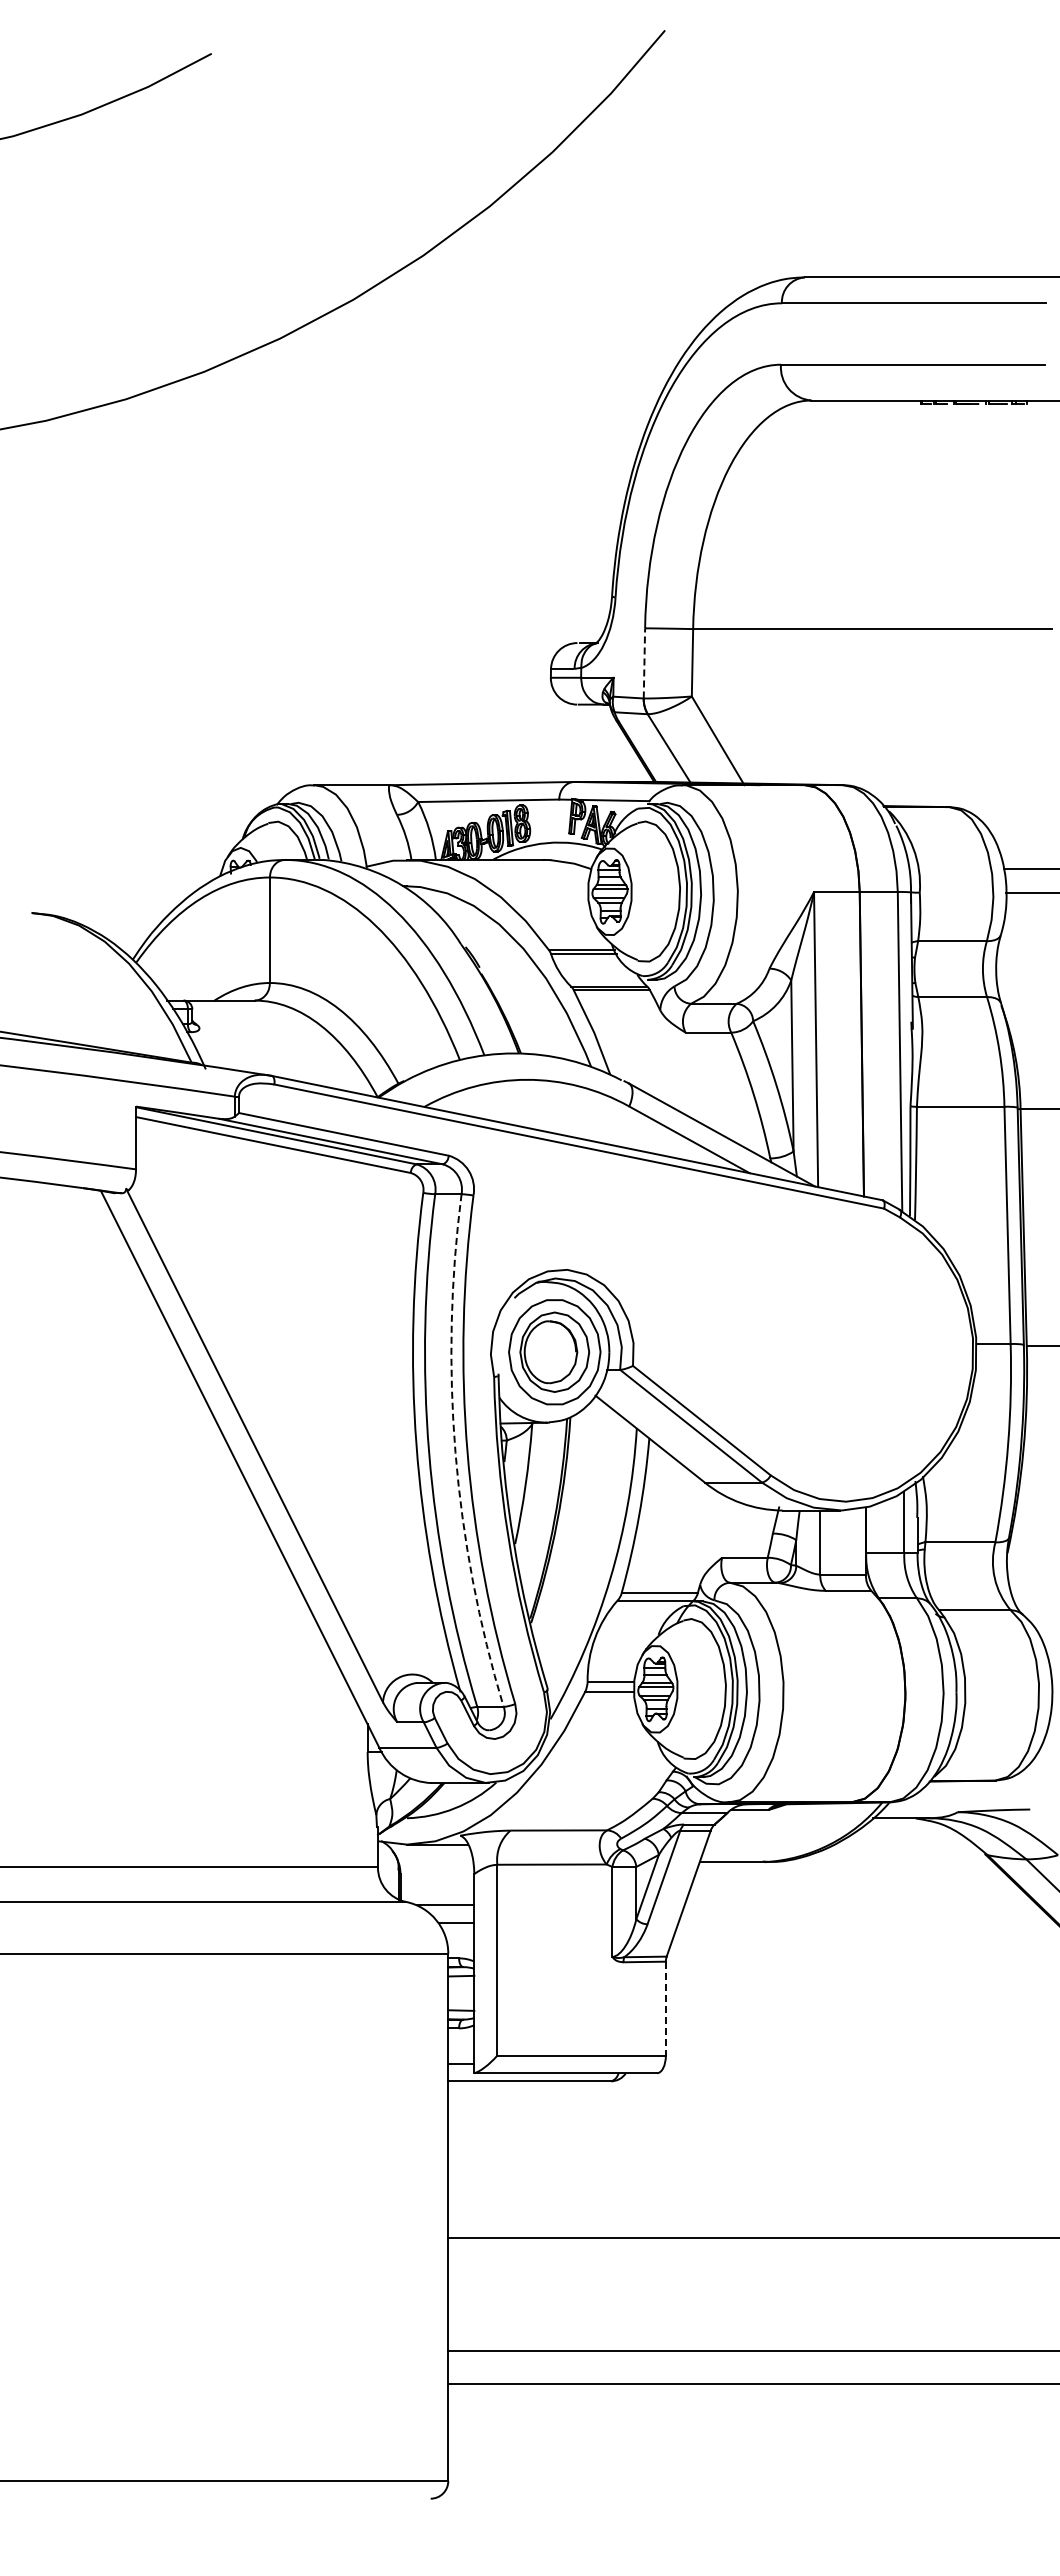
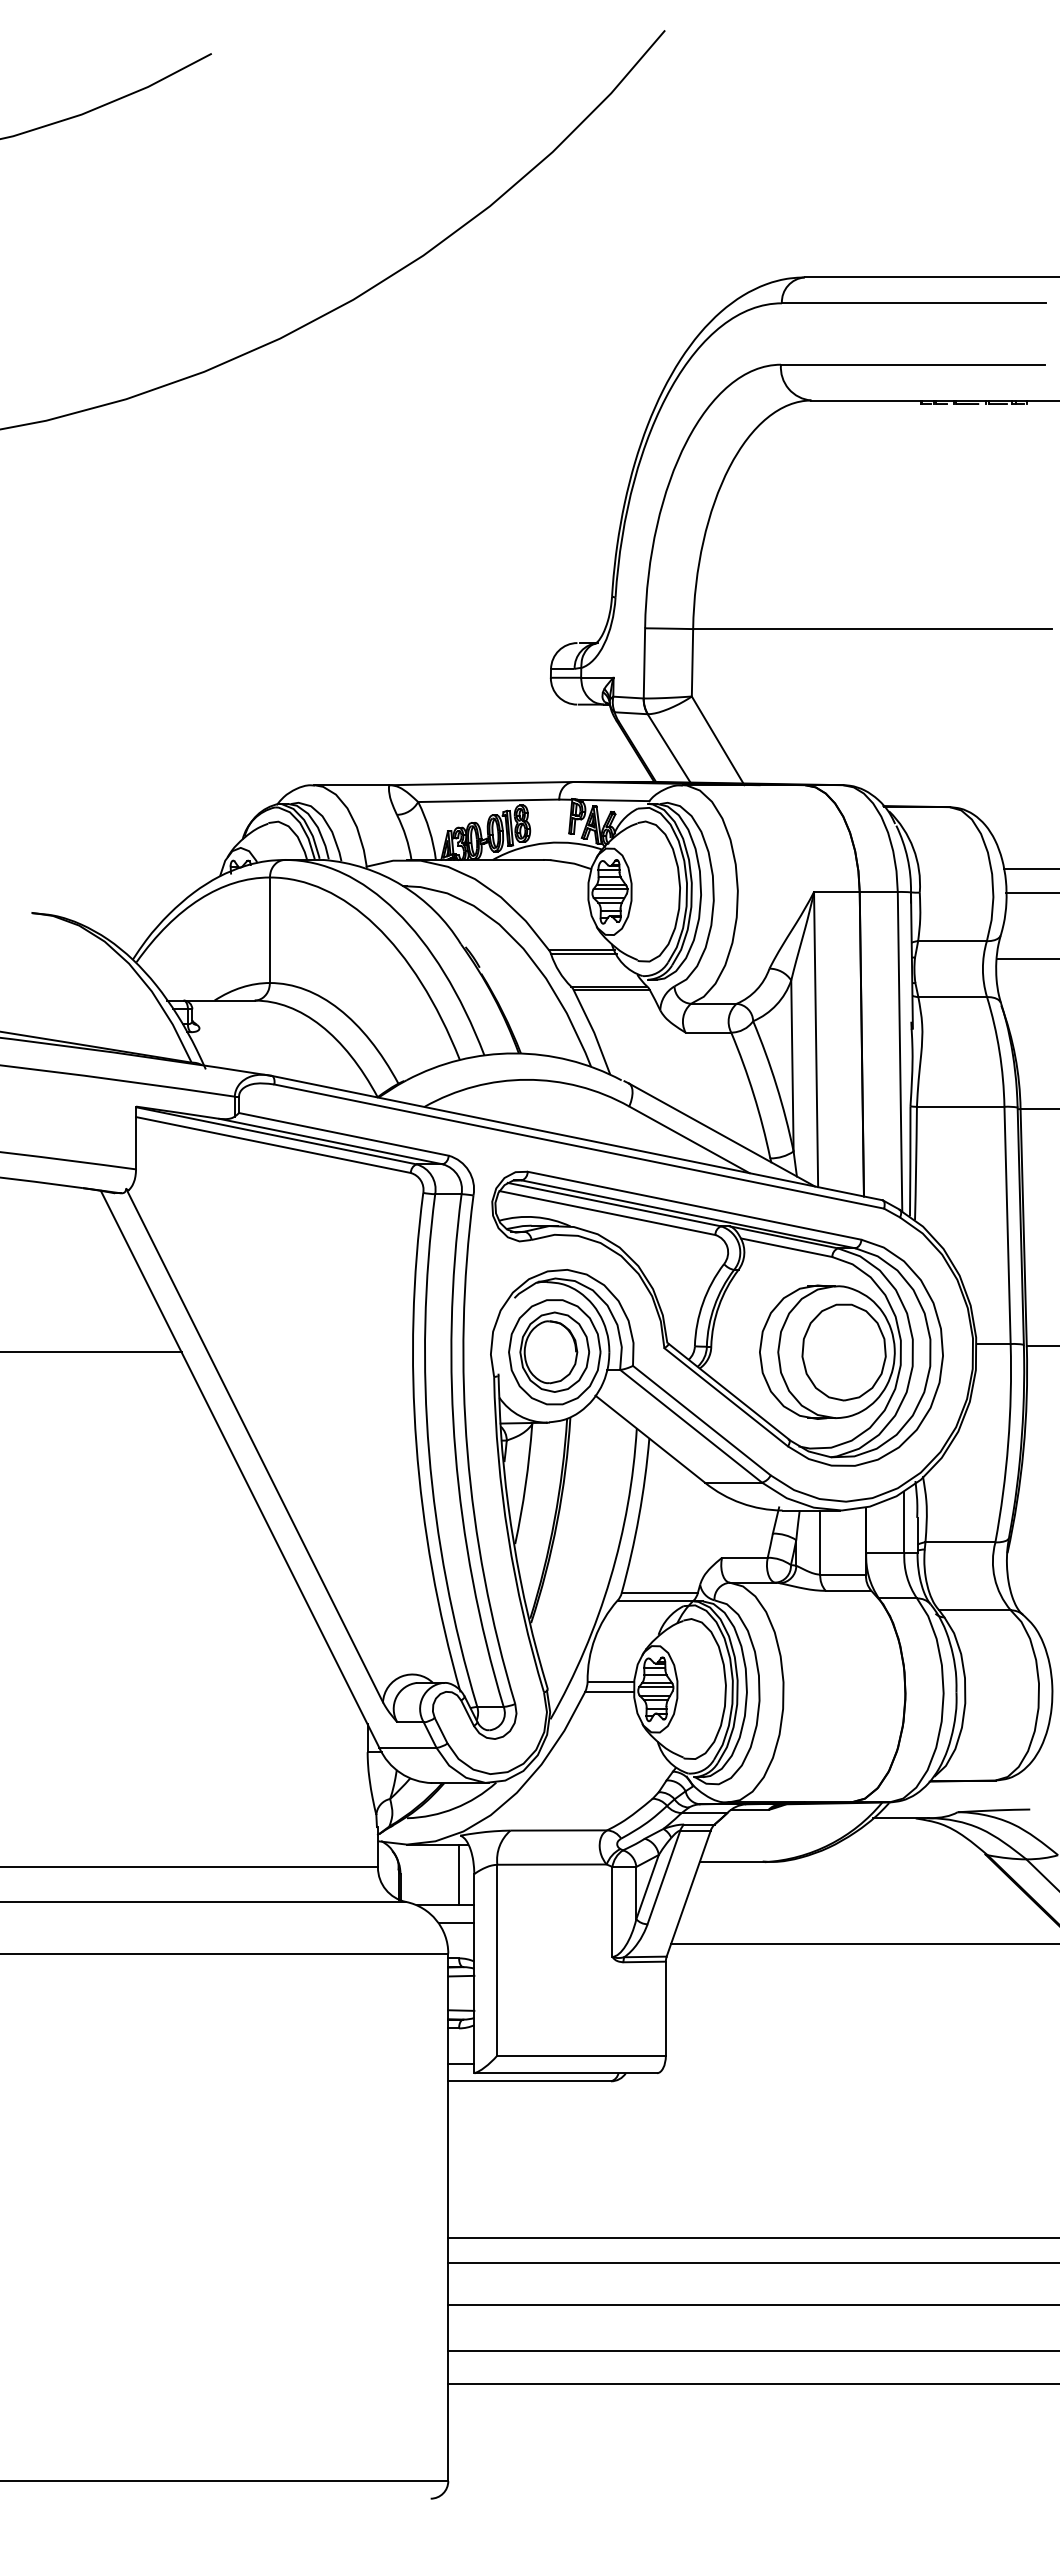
line: dashed -> solid (644, 662)
line: none -> present (1026, 958)
part: none -> present (717, 1318)
line: none -> present (91, 1352)
arc: dashed -> solid (455, 1452)
line: none -> present (459, 1874)
line: none -> present (863, 1943)
line: dashed -> solid (665, 2008)
line: none -> present (752, 2262)
line: none -> present (752, 2305)
